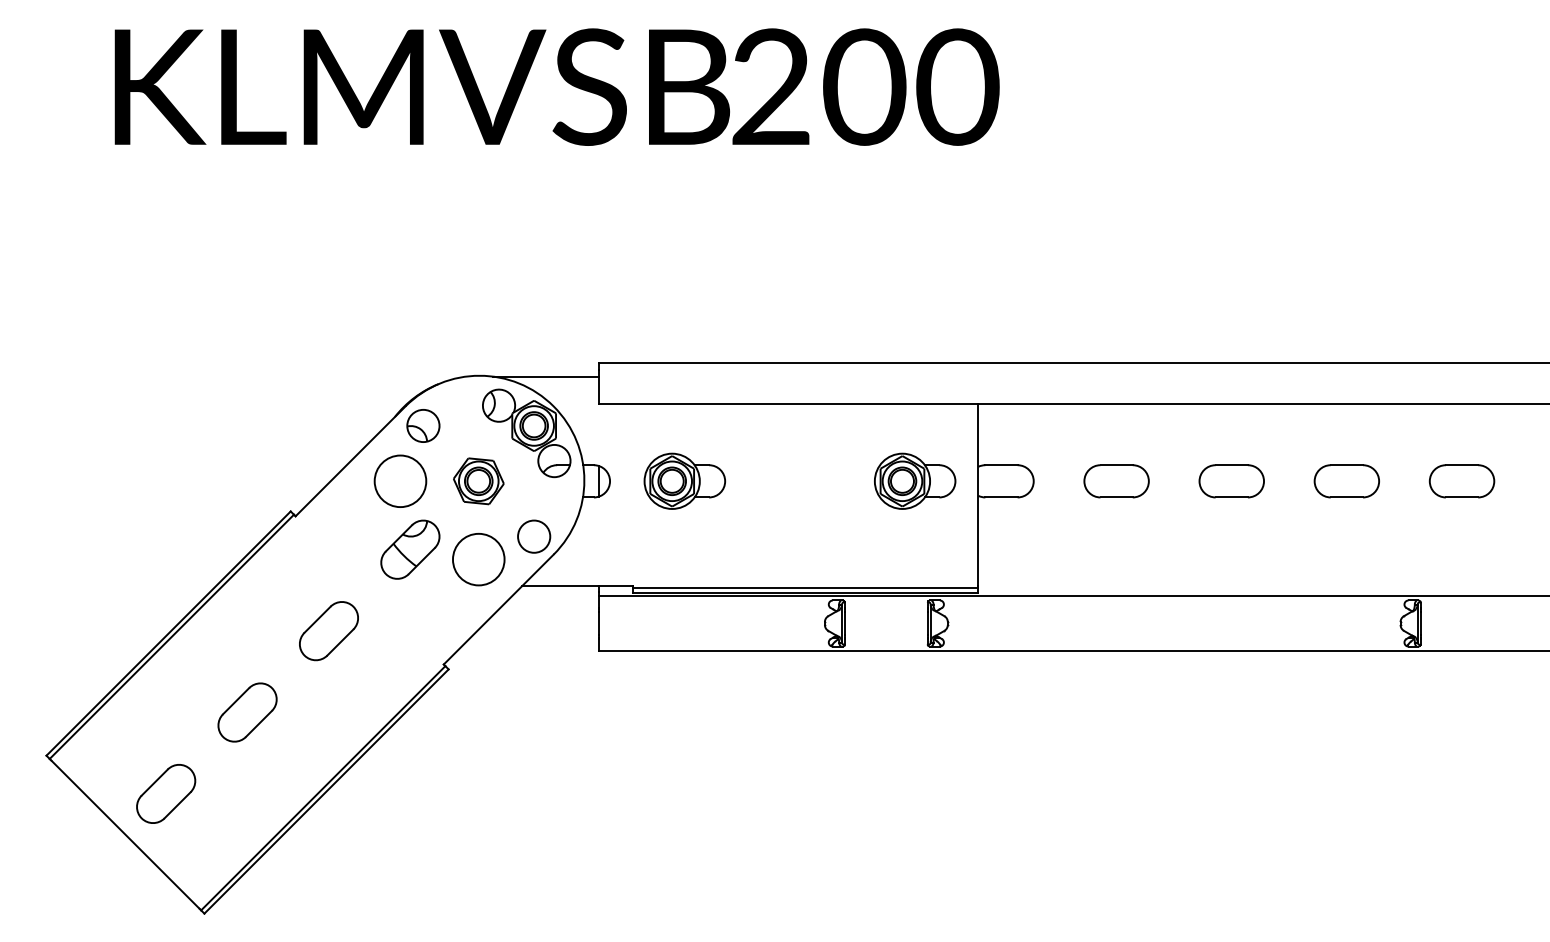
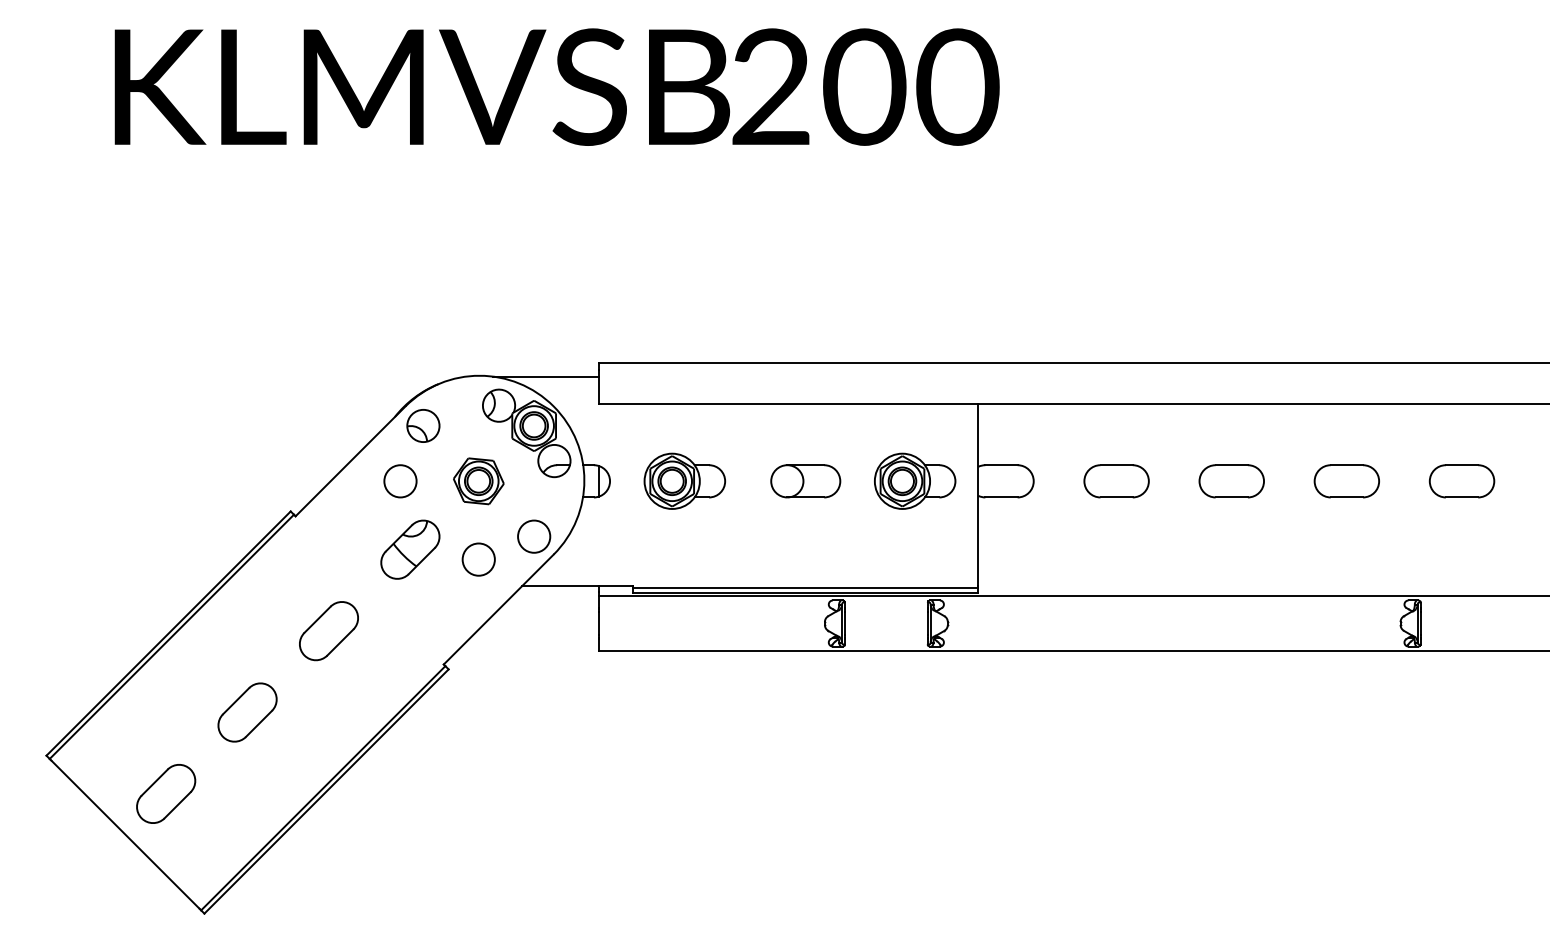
circle diameter: 52 px -> 32 px (400, 481)
part: none -> present (805, 481)
circle diameter: 52 px -> 32 px (478, 559)
